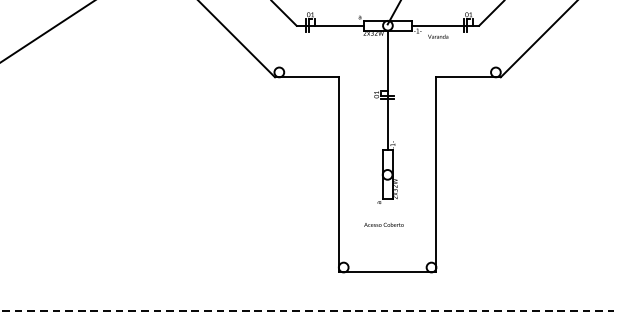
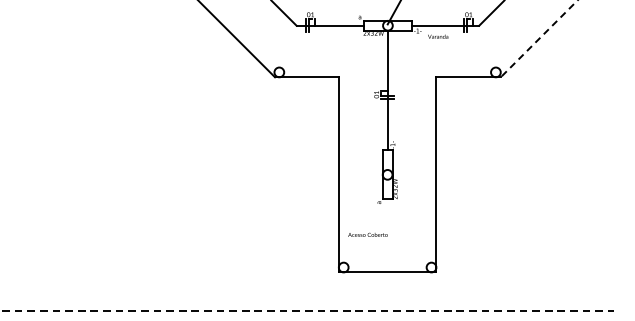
line: present -> none (47, 31)
line: solid -> dashed (538, 39)
text position: (383, 224) -> (367, 234) (367, 234)
